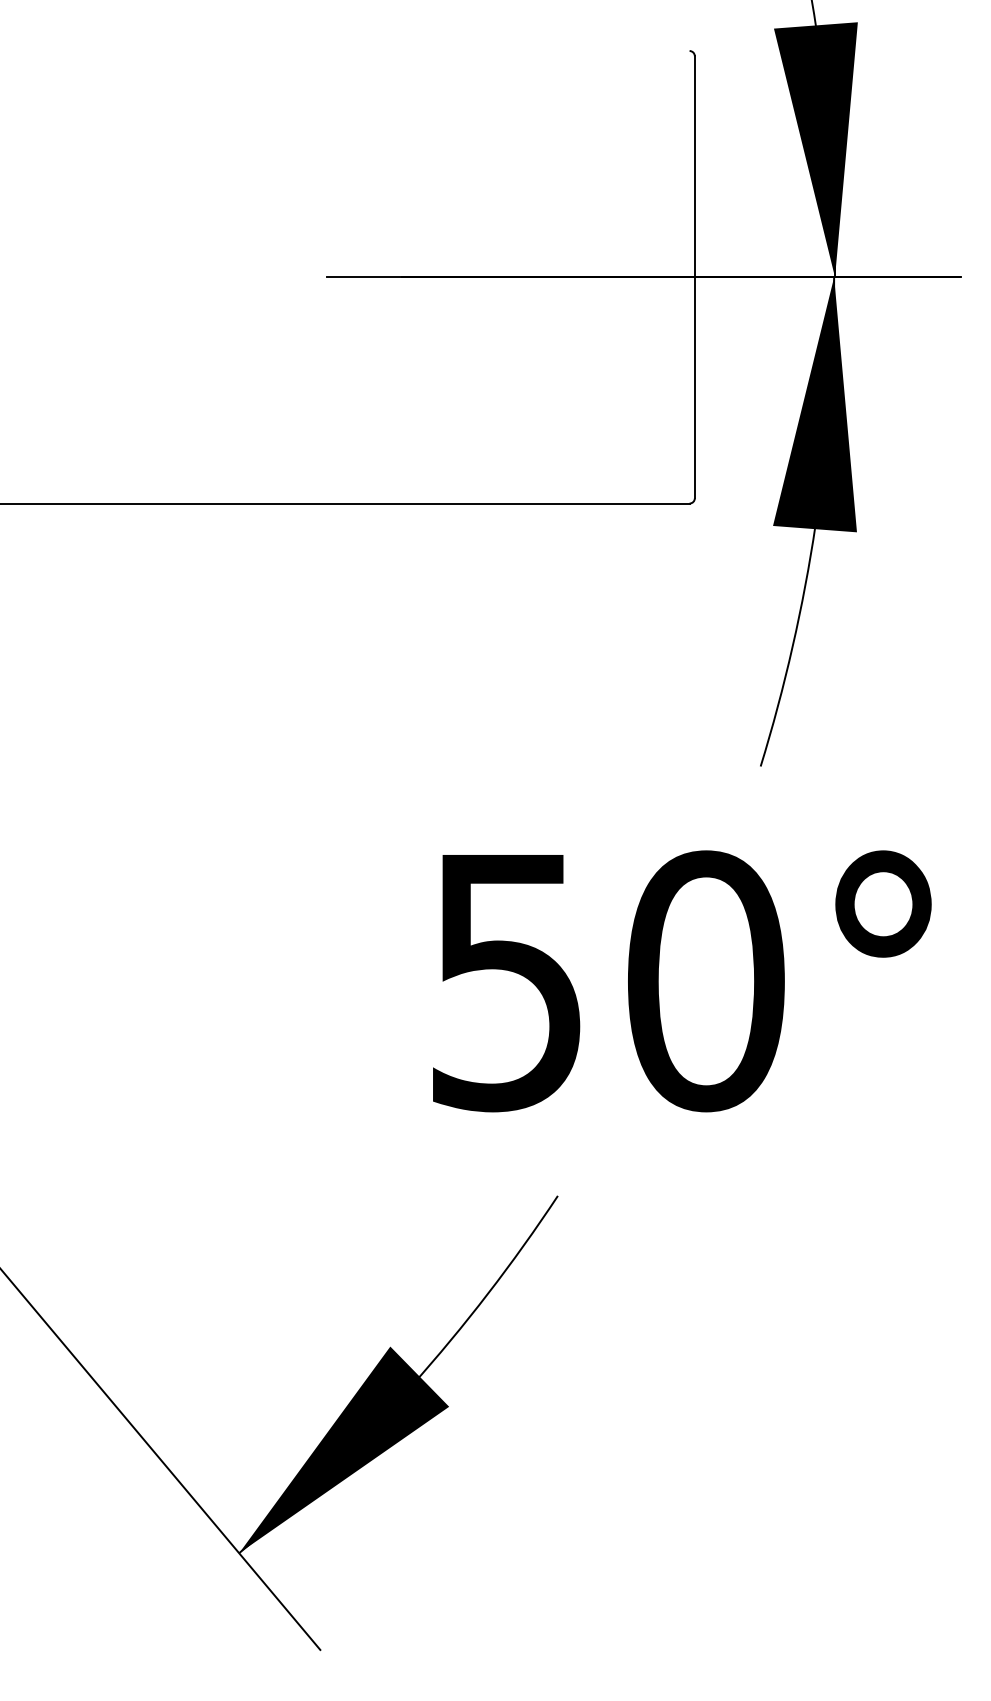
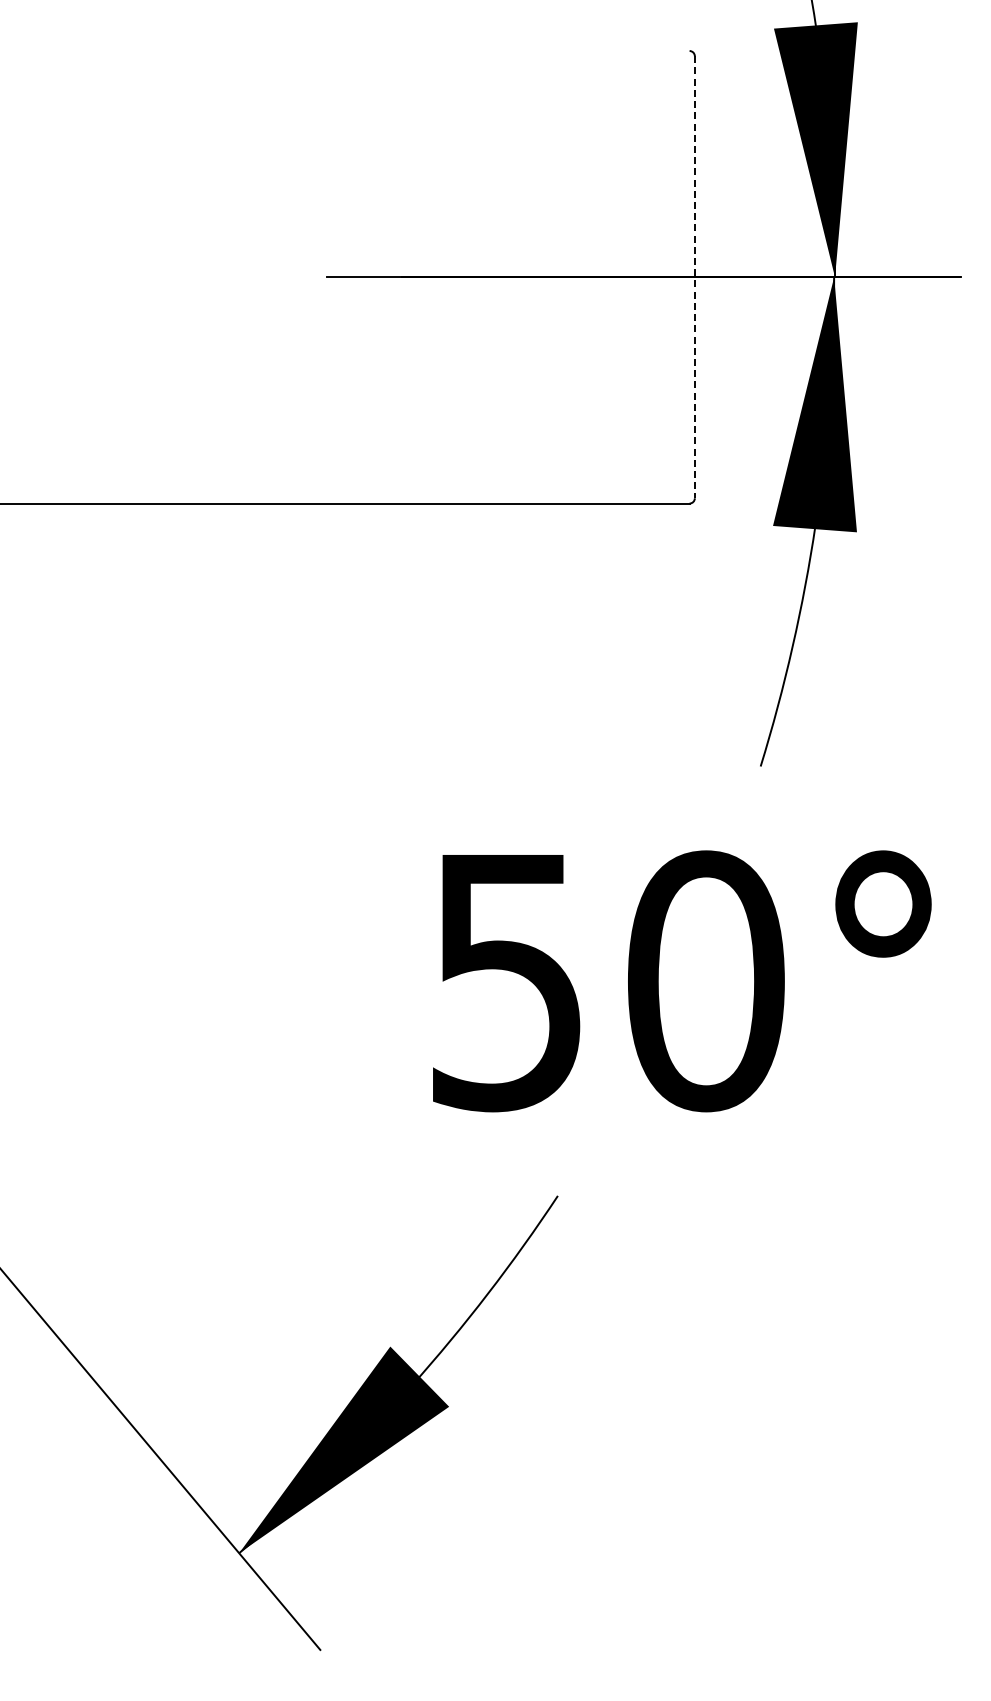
line: solid -> dashed (694, 277)
